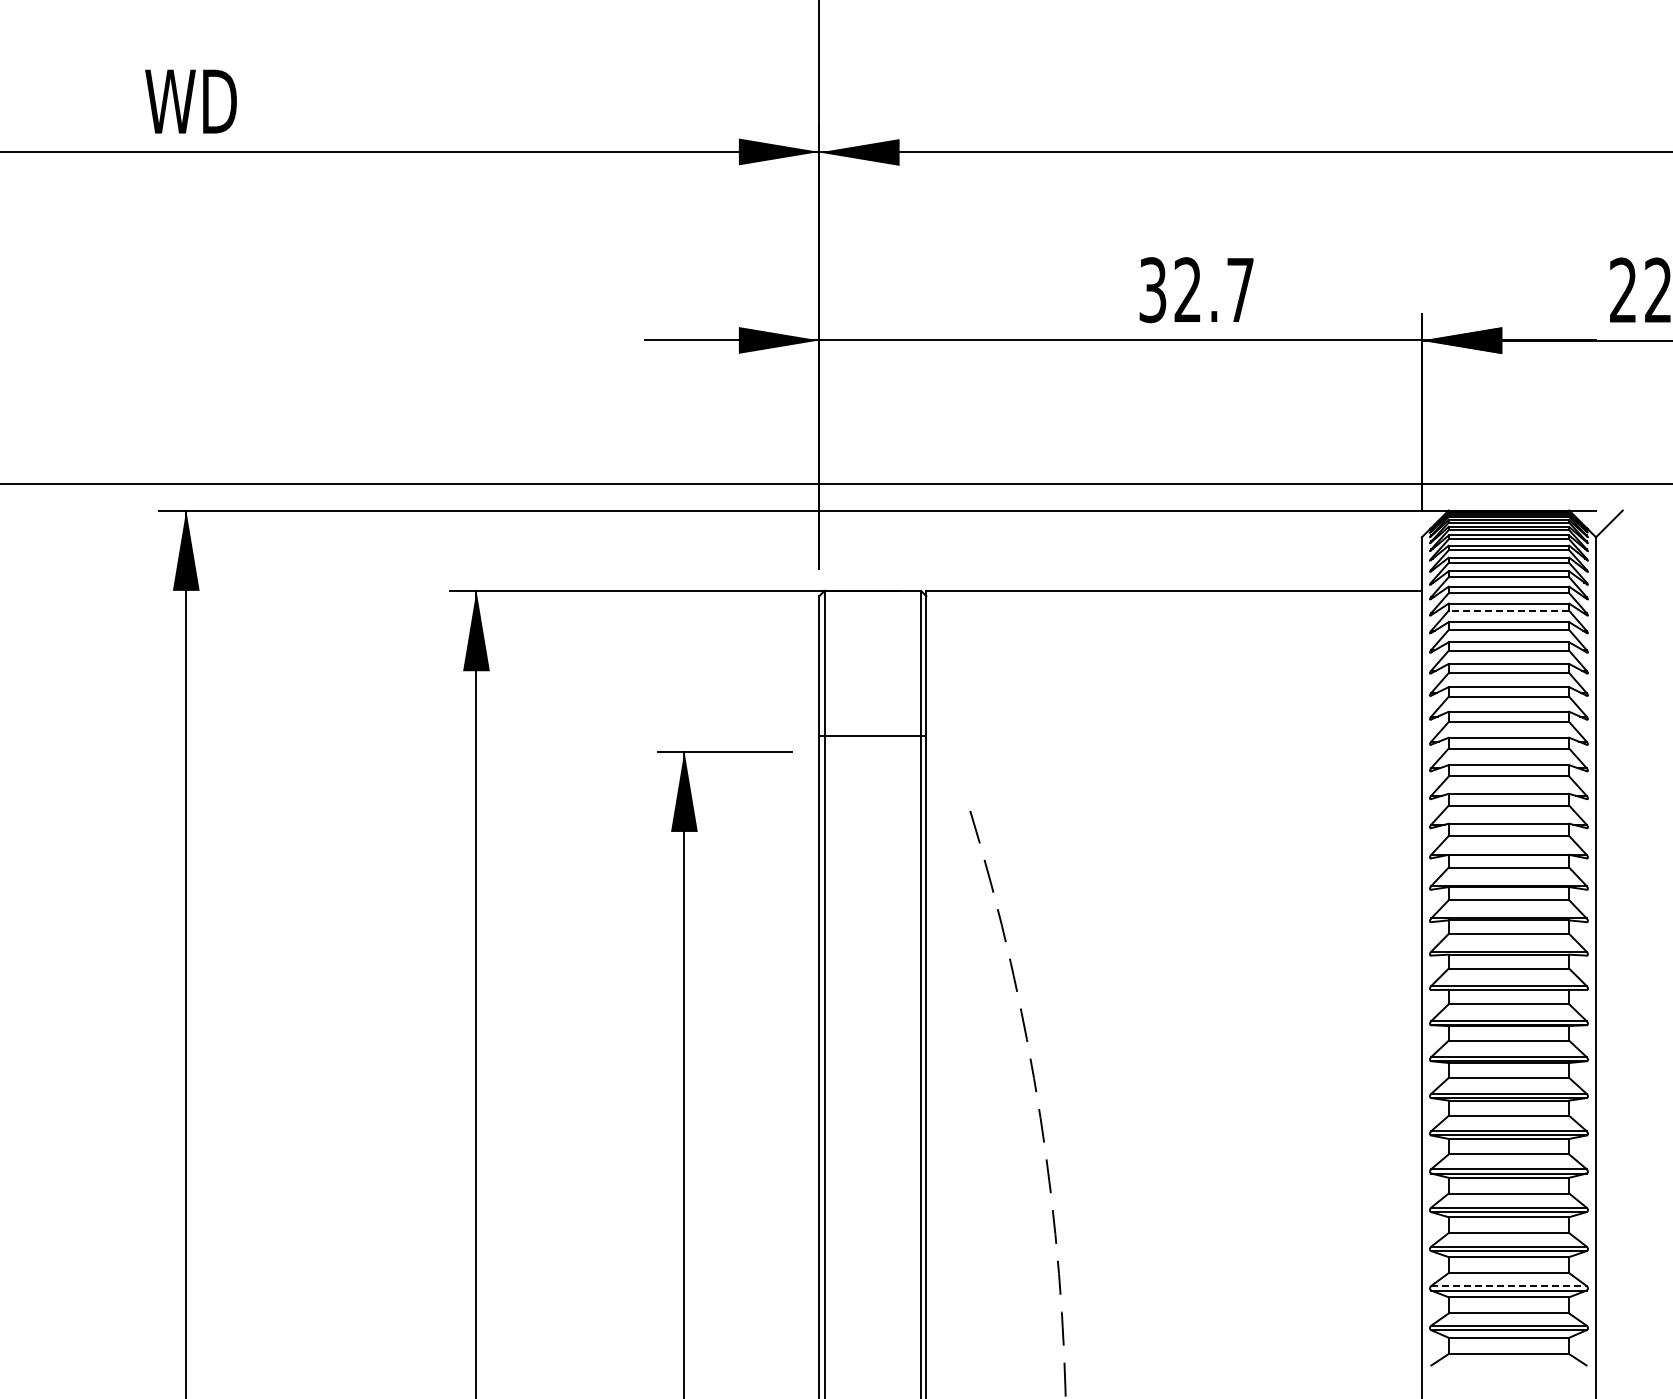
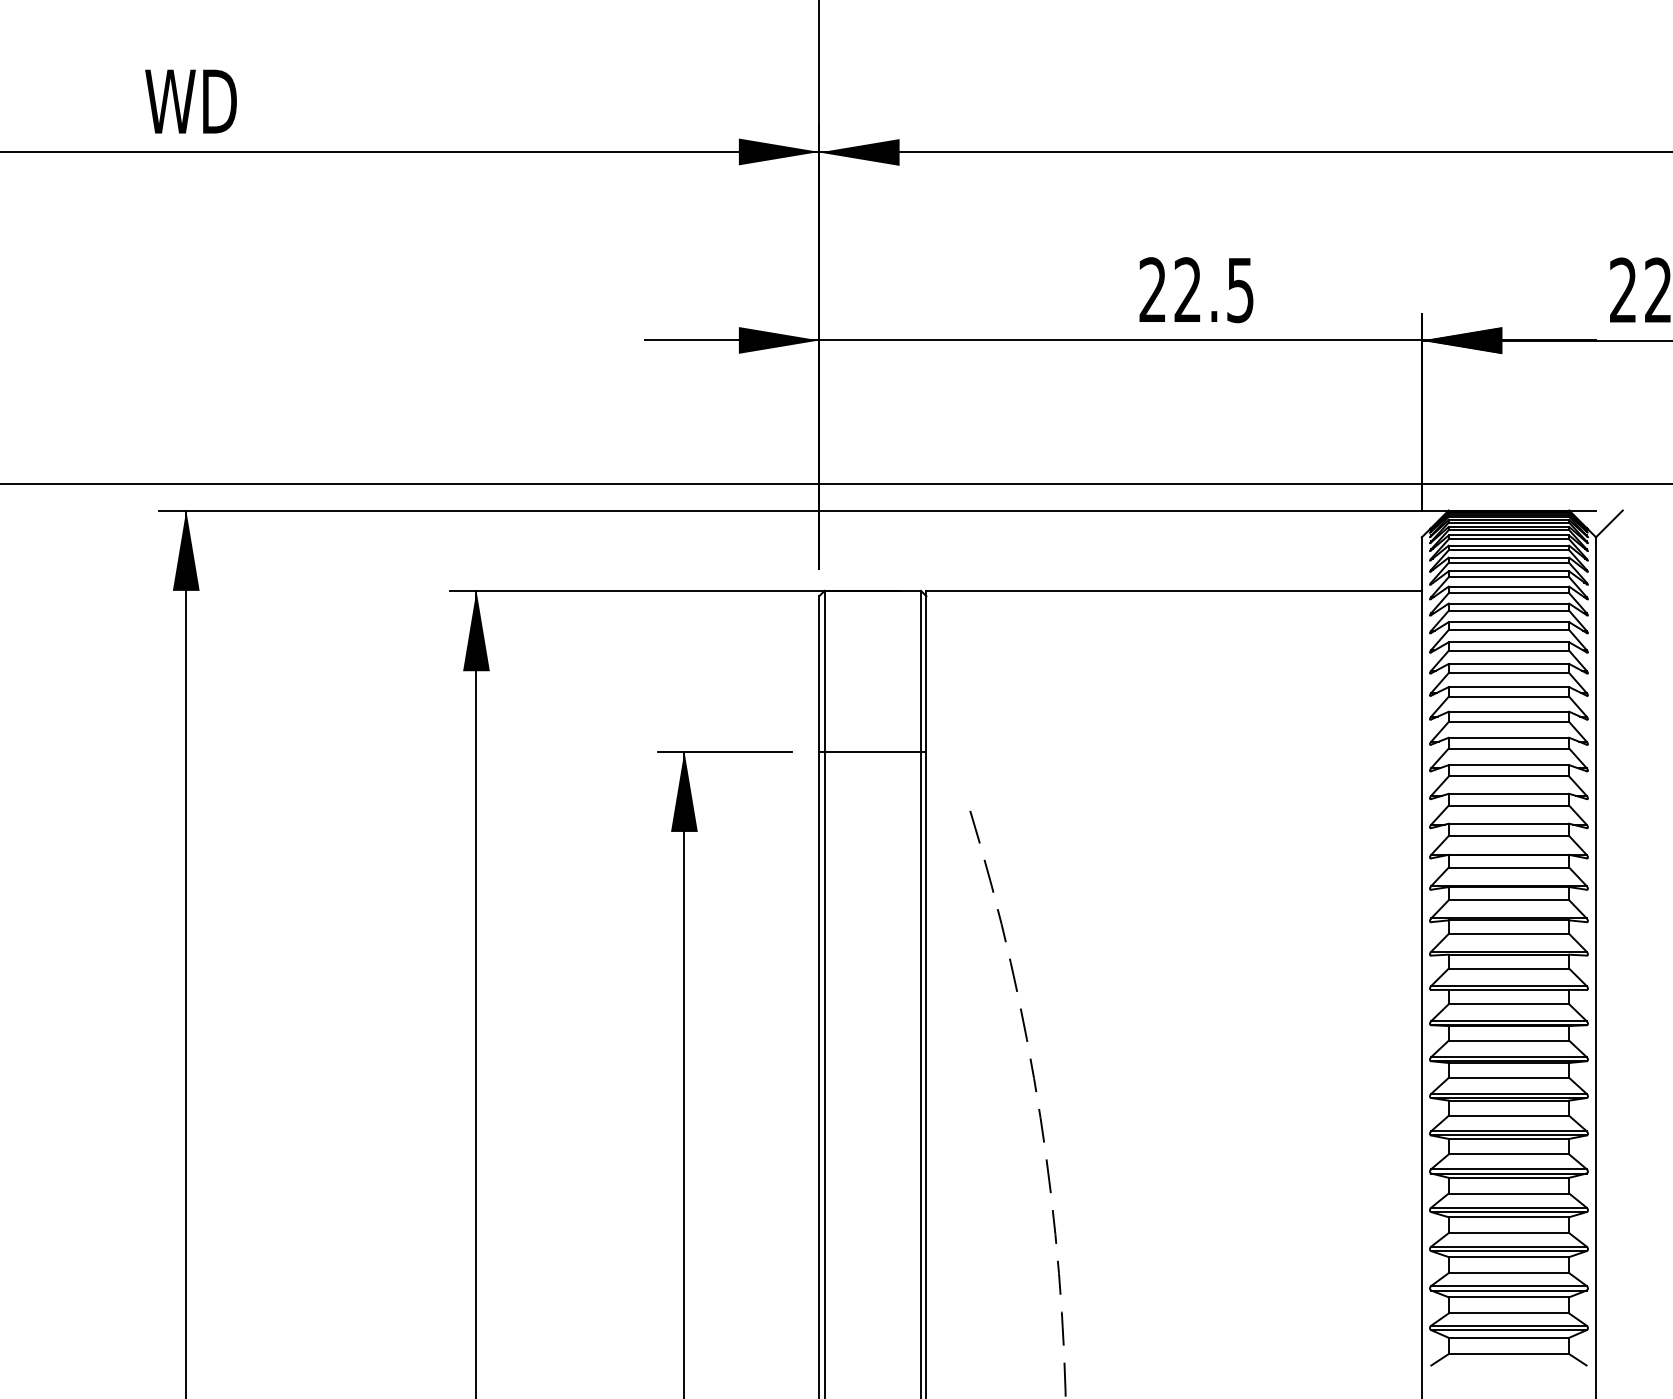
text: 32.7 -> 22.5 (1196, 290)
line: dashed -> solid (1508, 610)
line position: (872, 735) -> (872, 751) (872, 751)
line: dashed -> solid (1508, 1285)
